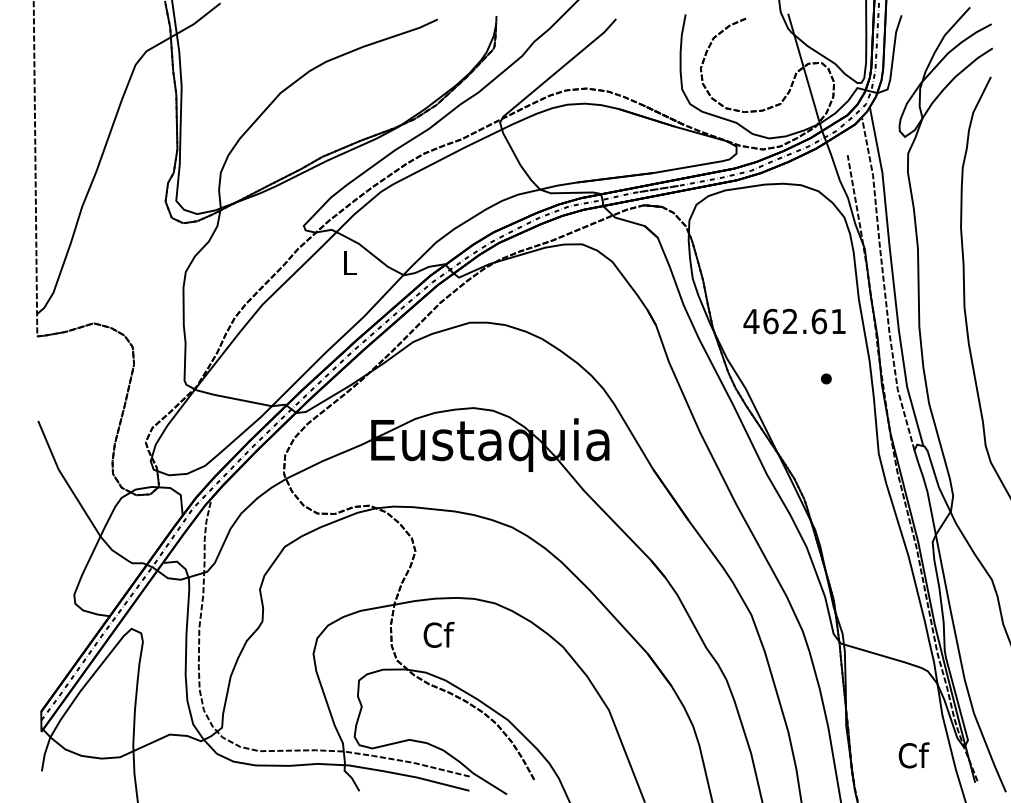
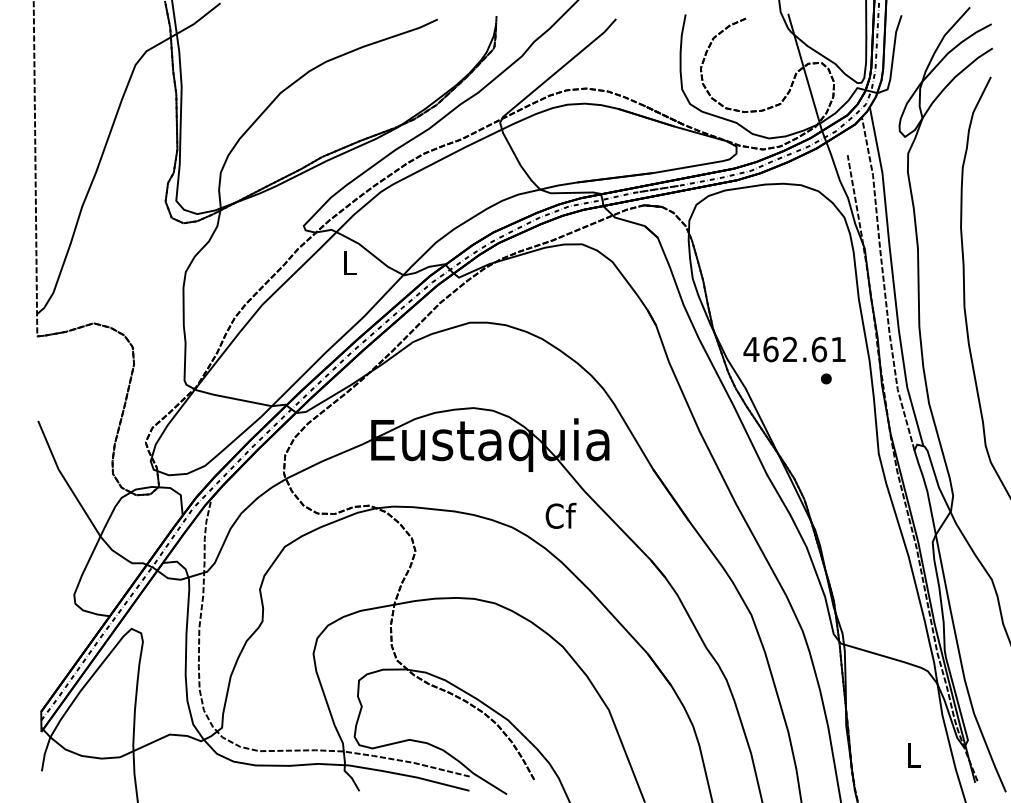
text position: (794, 321) -> (794, 349) (794, 349)
text position: (438, 634) -> (560, 515) (560, 515)
text: Cf -> L (913, 755)
